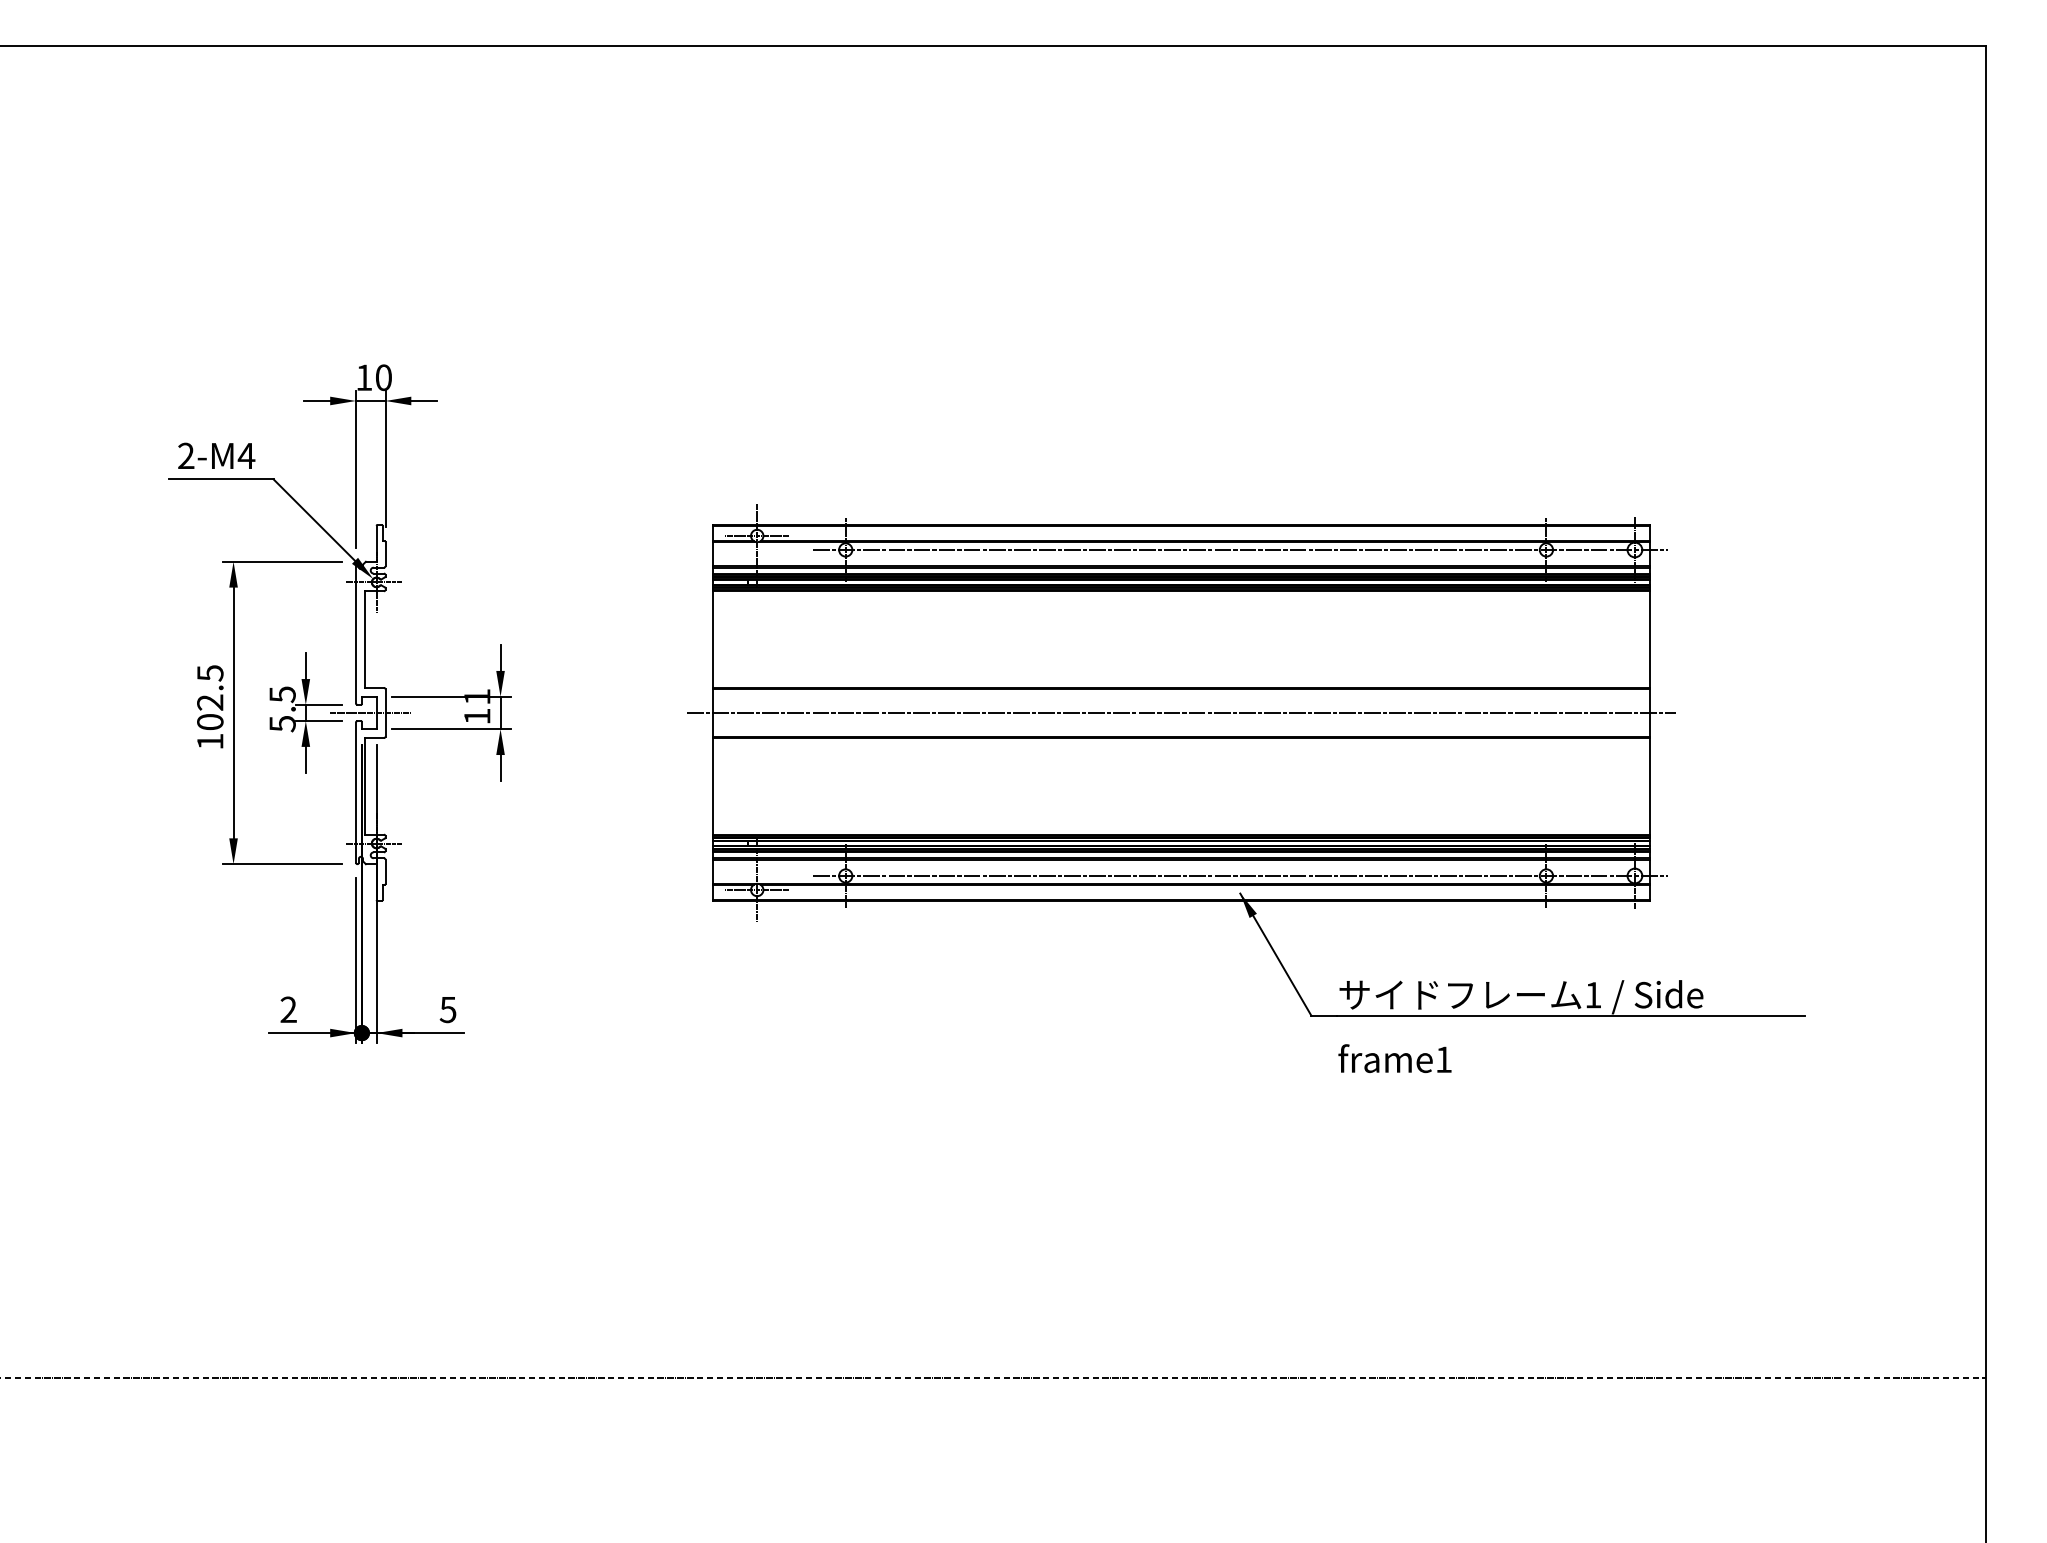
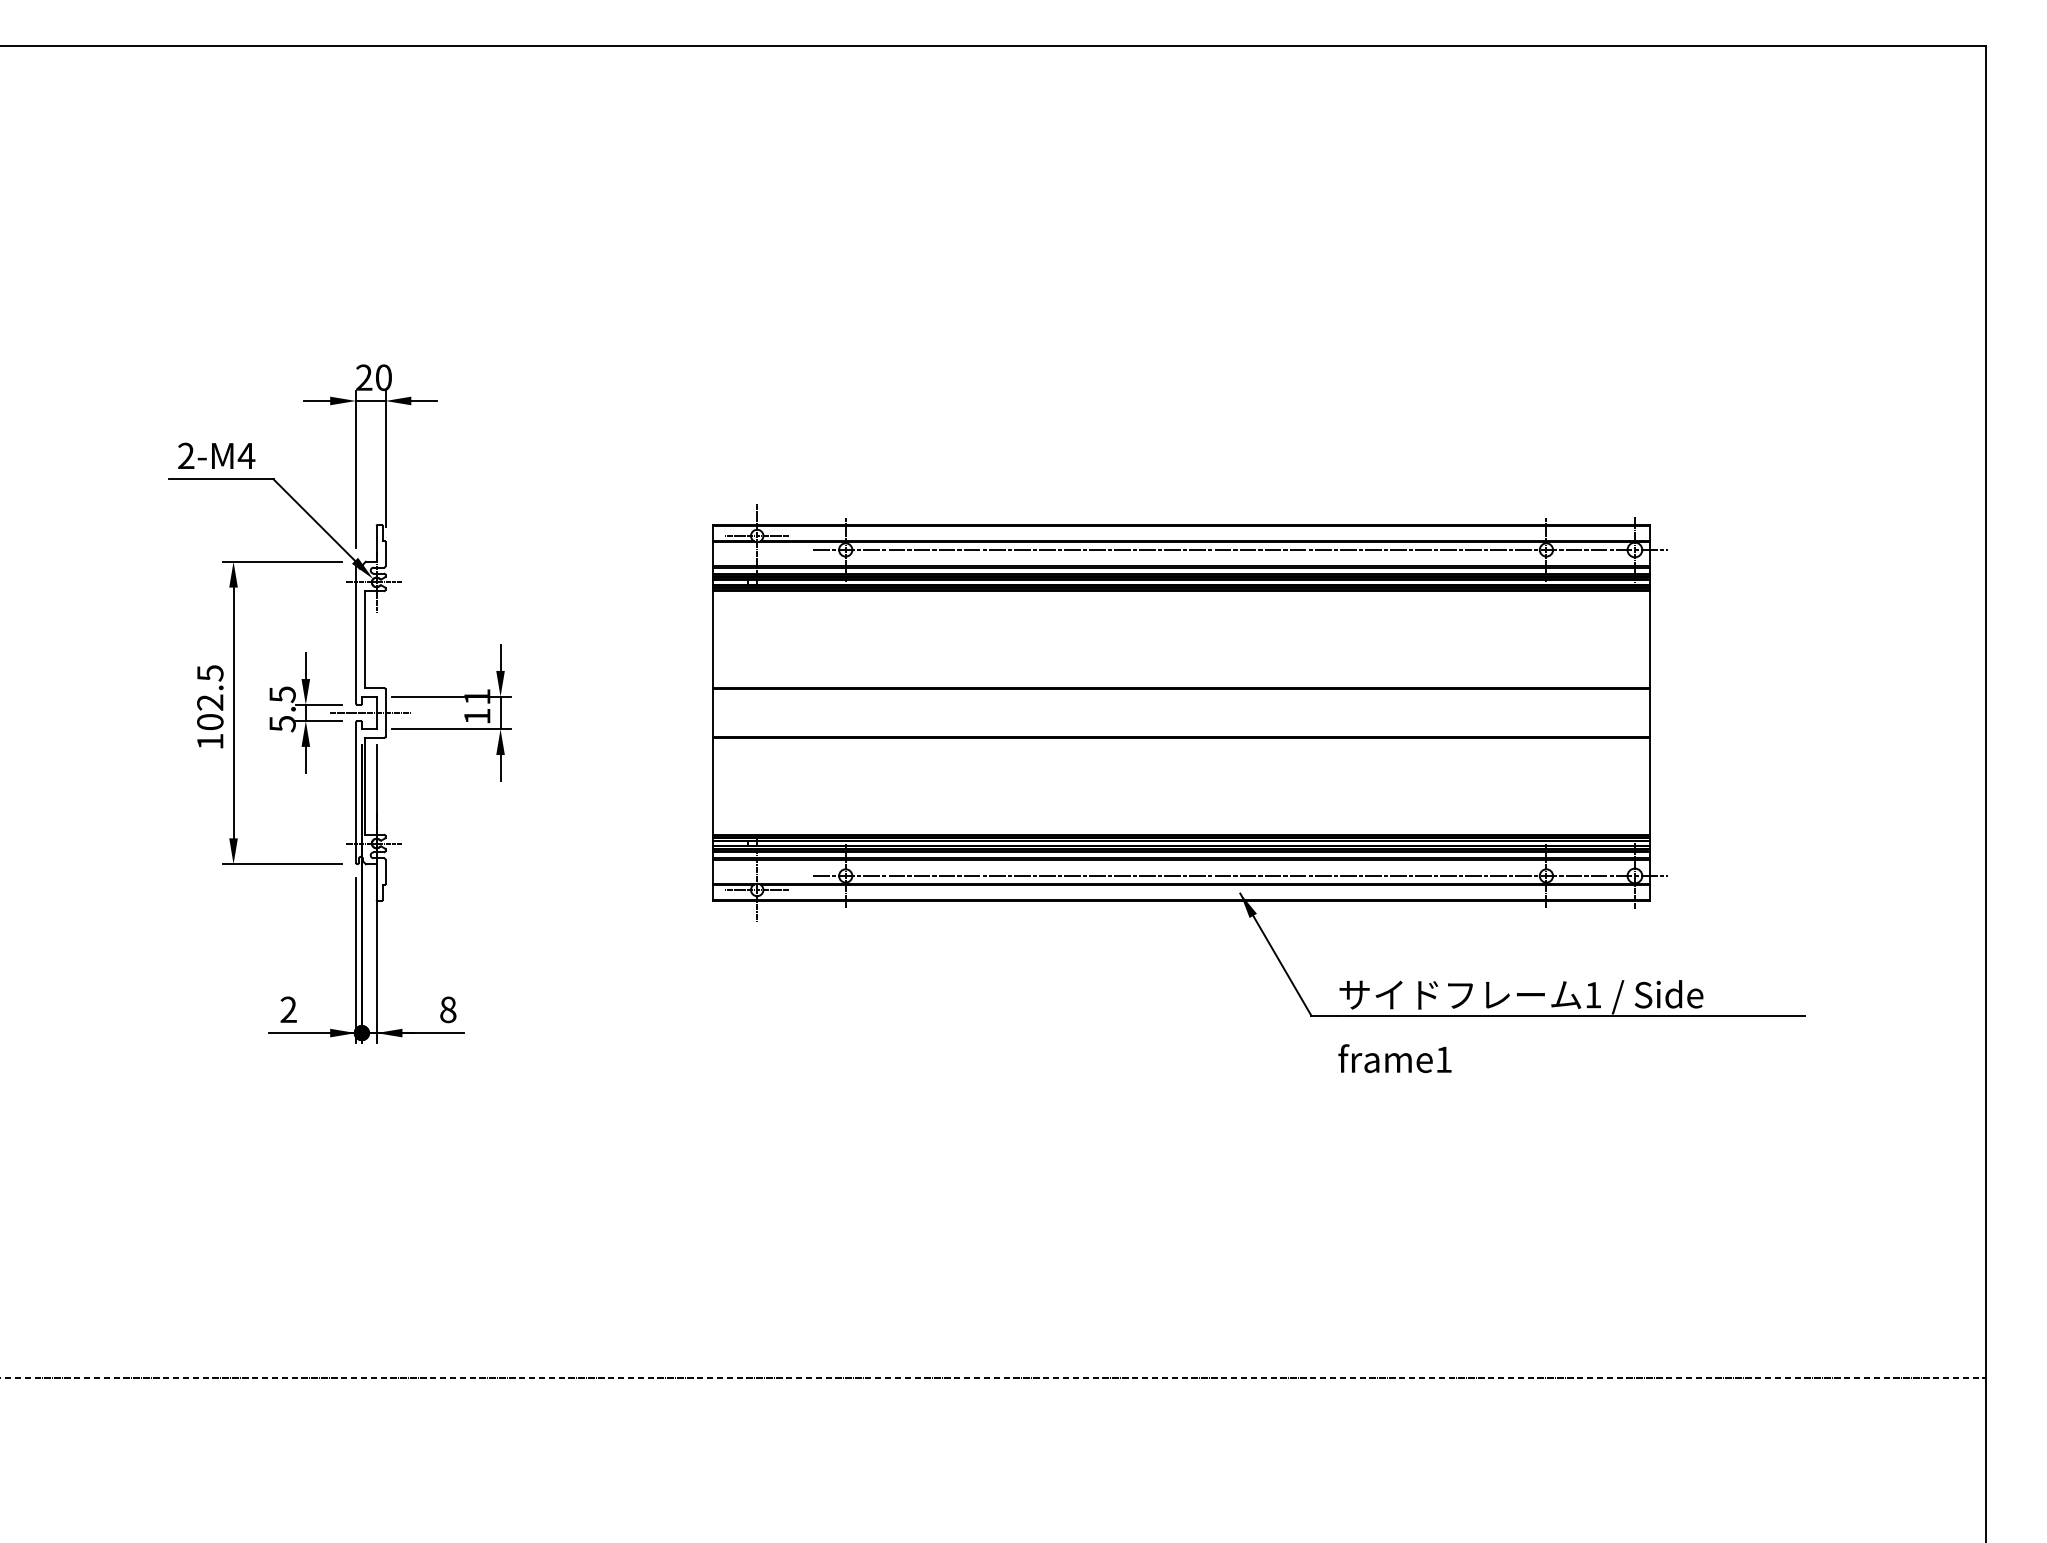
text: 10 -> 20 (364, 377)
line: present -> none (1181, 712)
text: 5 -> 8 (447, 1009)
